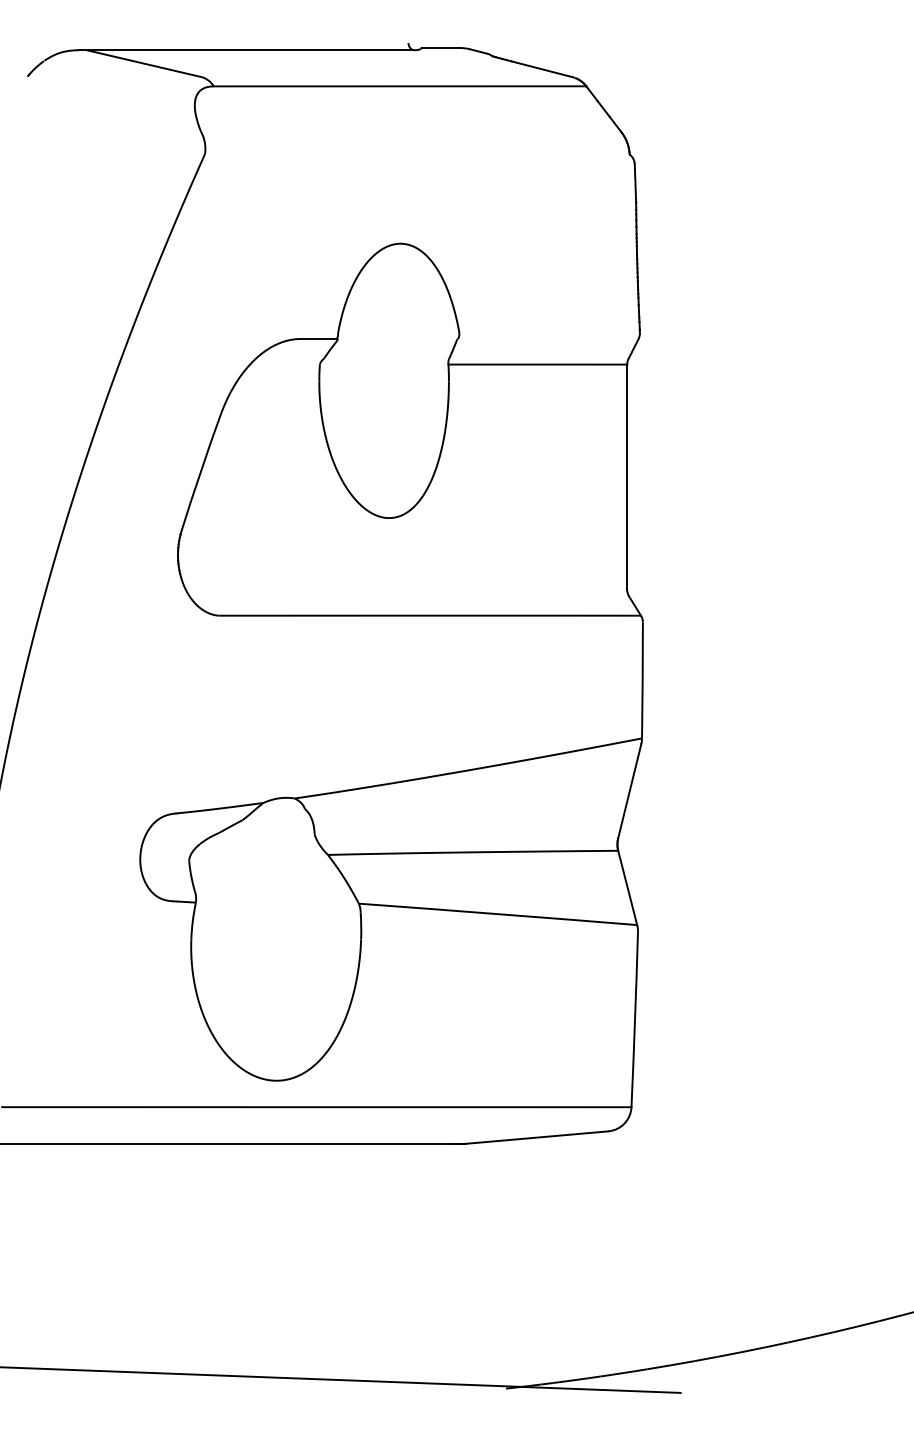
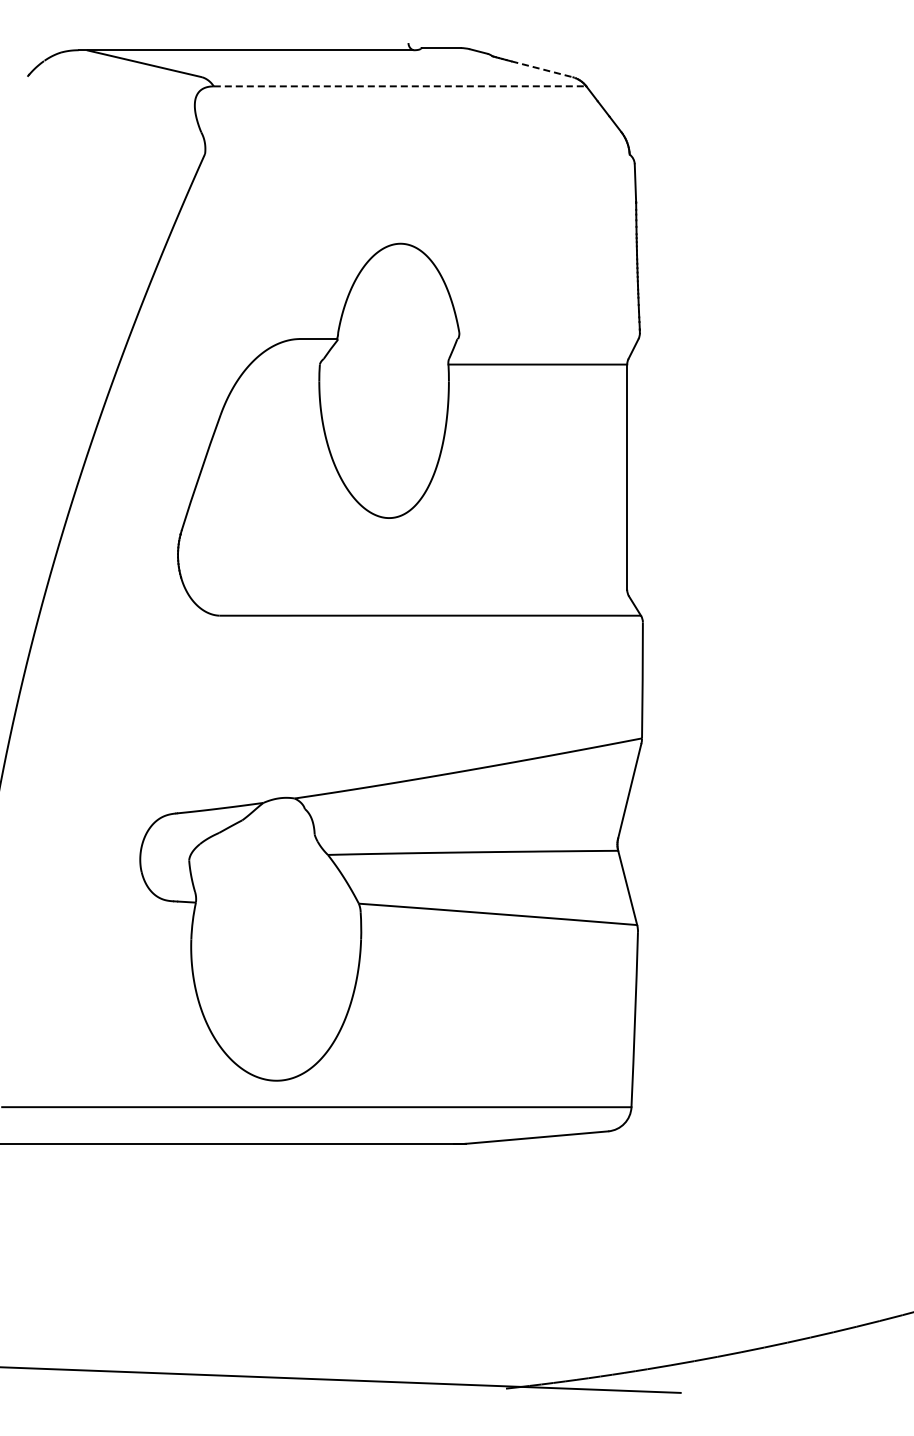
line: solid -> dashed (541, 69)
line: solid -> dashed (400, 86)
